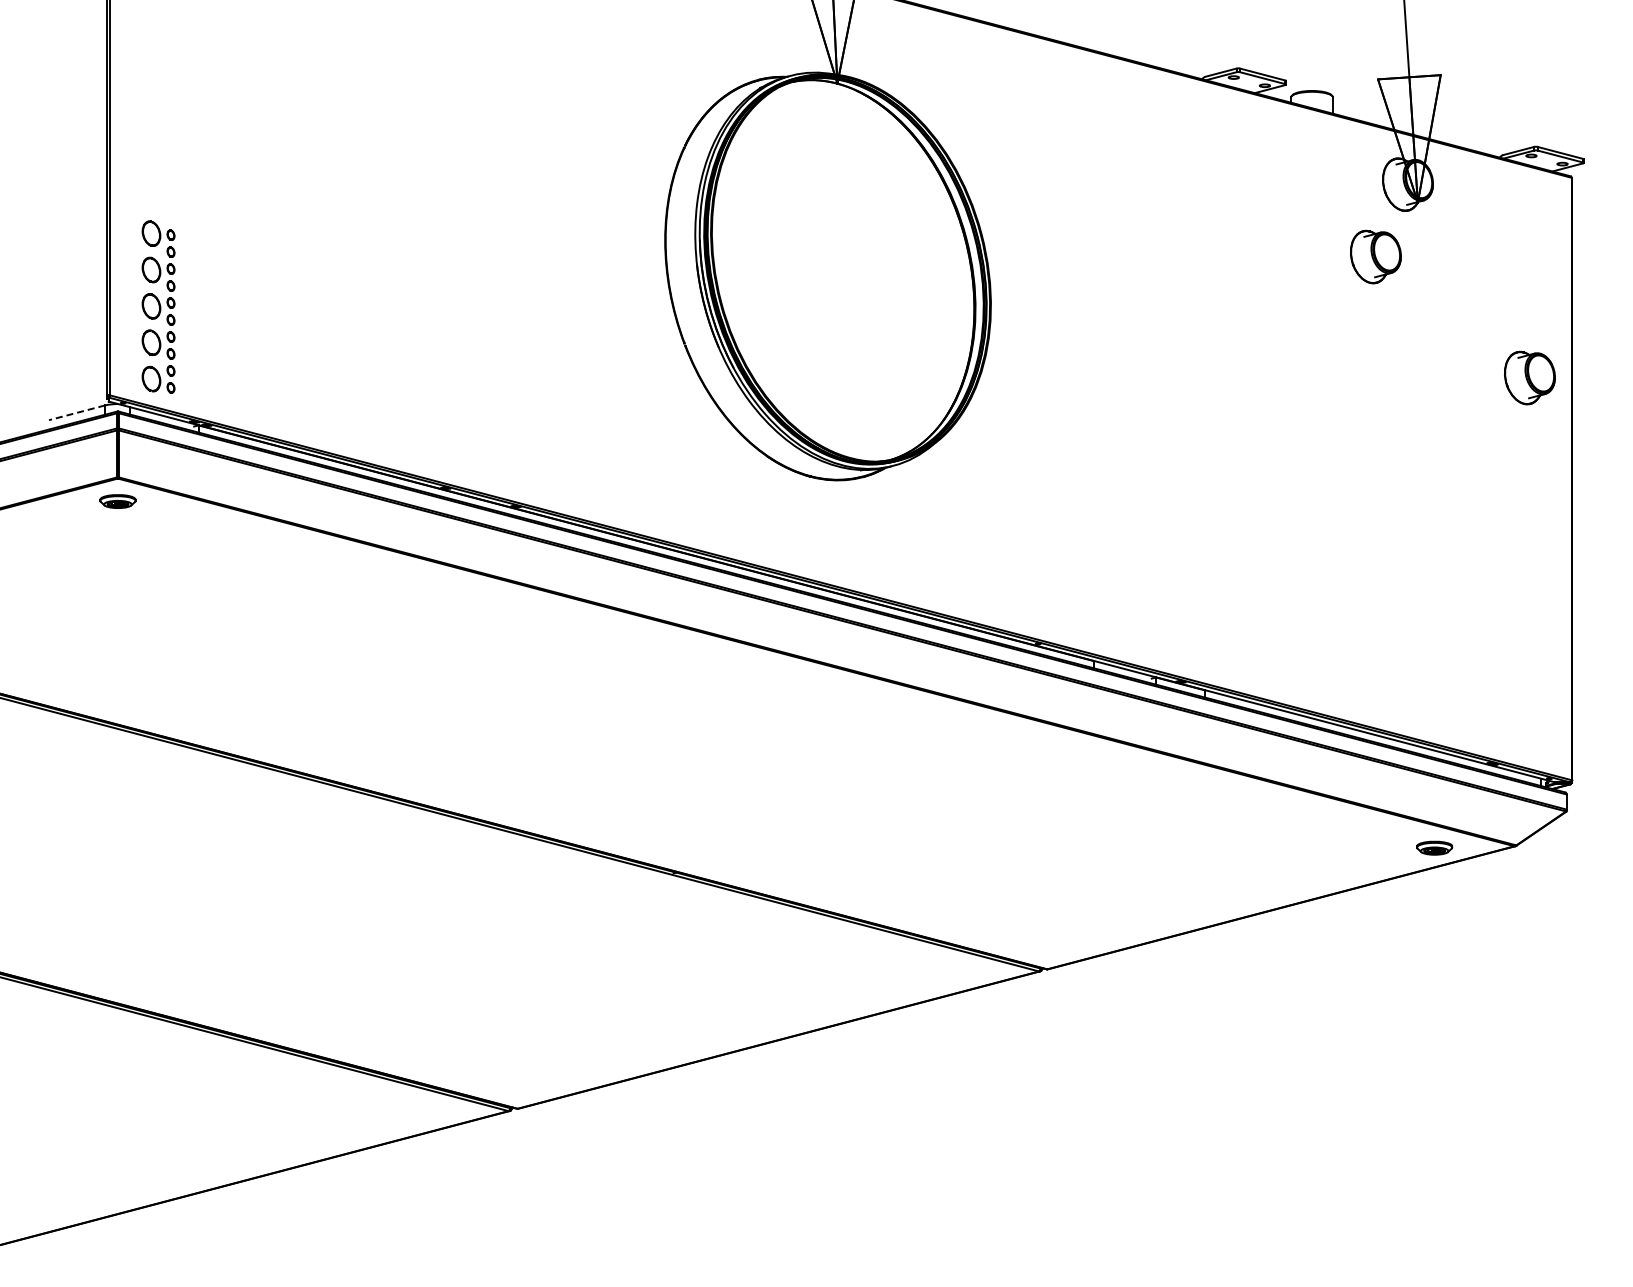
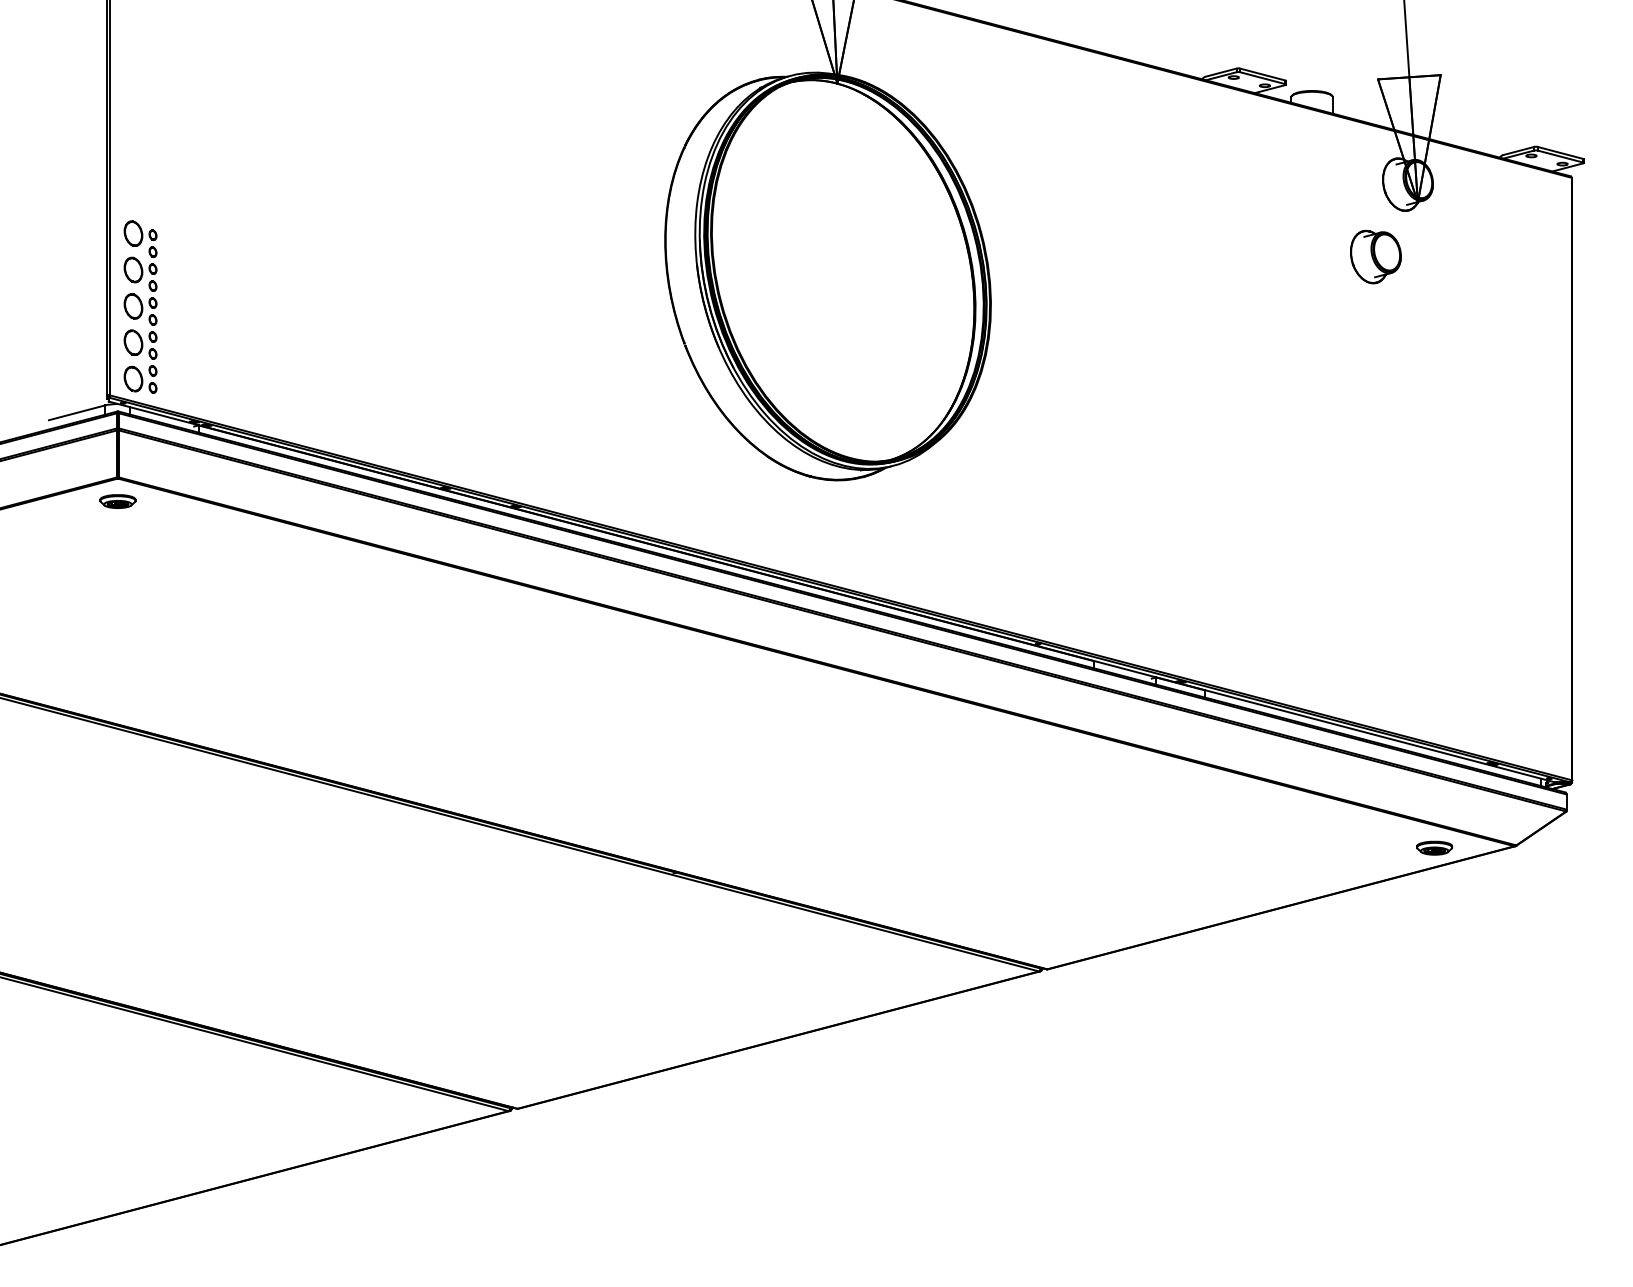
part position: (158, 306) -> (140, 306) (140, 306)
part: present -> none (1529, 377)
line: dashed -> solid (76, 412)
